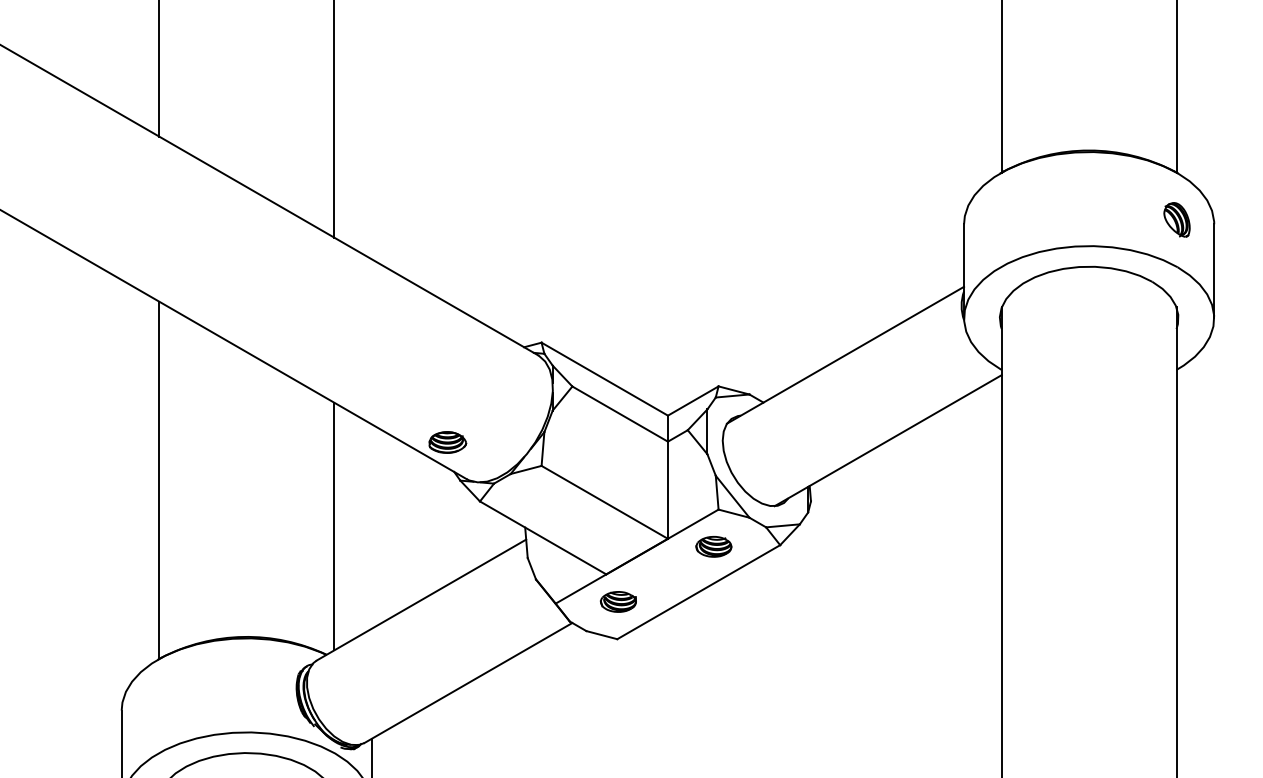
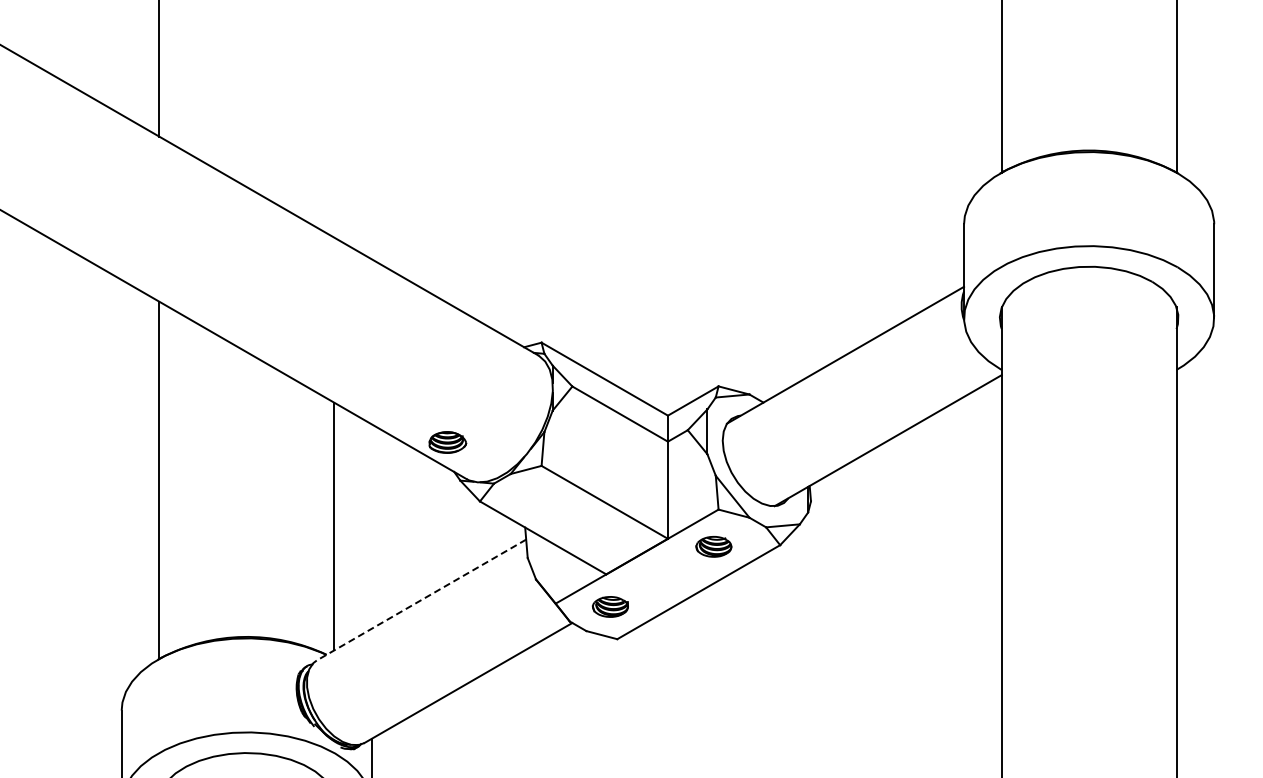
line: present -> none (334, 119)
part: present -> none (1176, 219)
line: solid -> dashed (421, 600)
part position: (617, 601) -> (609, 606) (609, 606)
